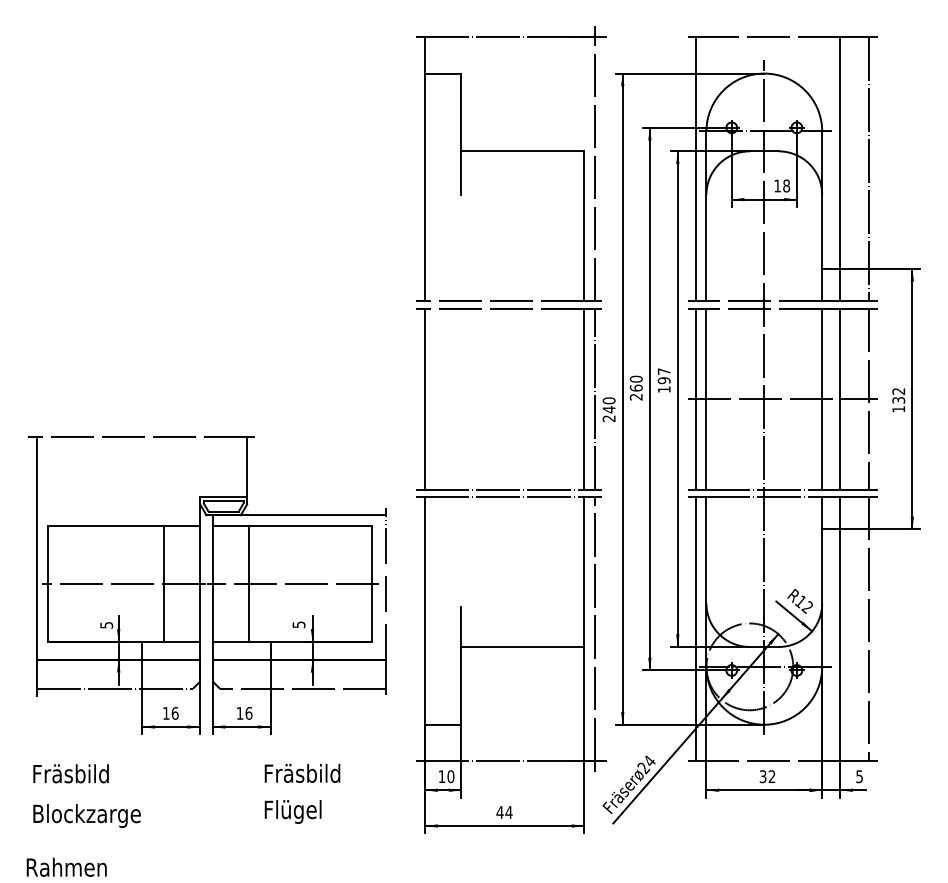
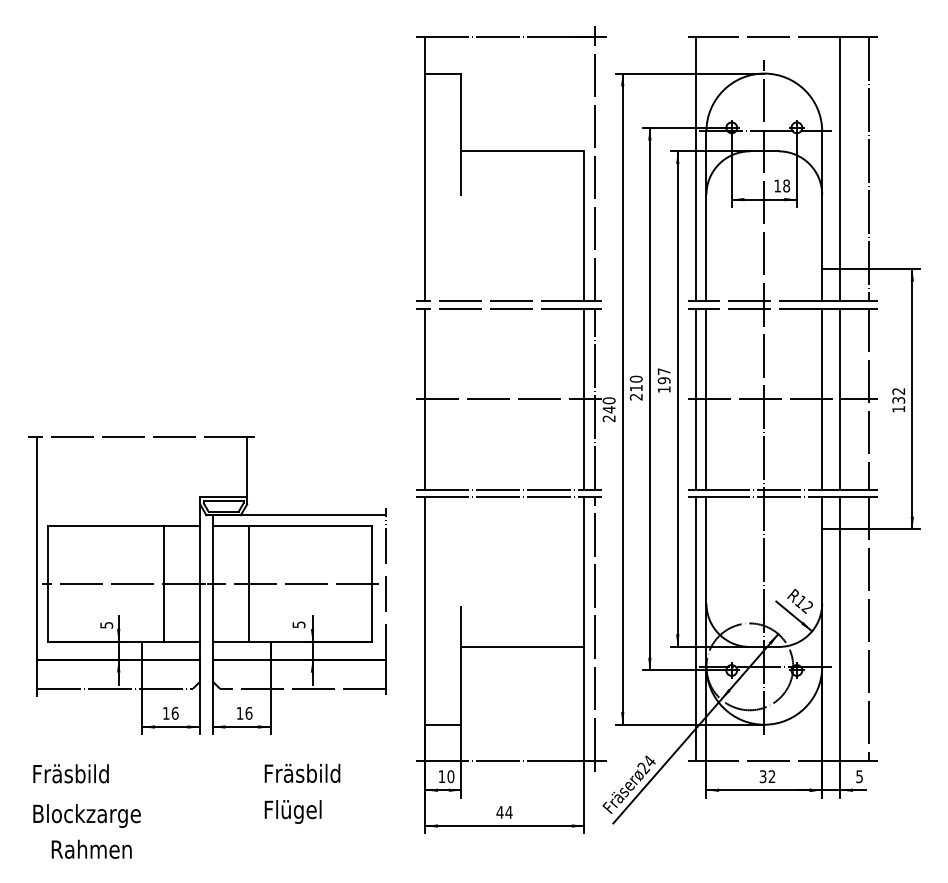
text: 260 -> 210 (635, 387)
line: none -> present (508, 399)
text position: (66, 866) -> (91, 848) (91, 848)
